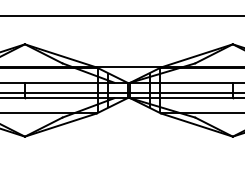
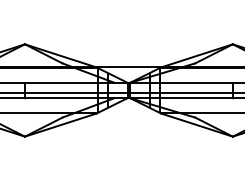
line: present -> none (121, 16)
